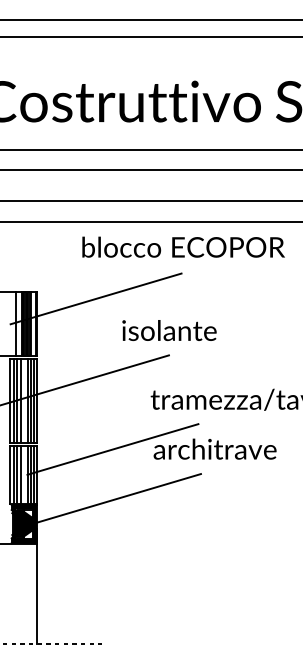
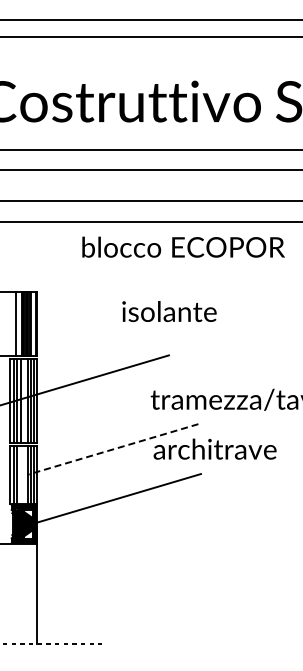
line: present -> none (95, 298)
text position: (169, 330) -> (169, 311) (169, 311)
line: solid -> dashed (112, 449)
line: present -> none (20, 474)
